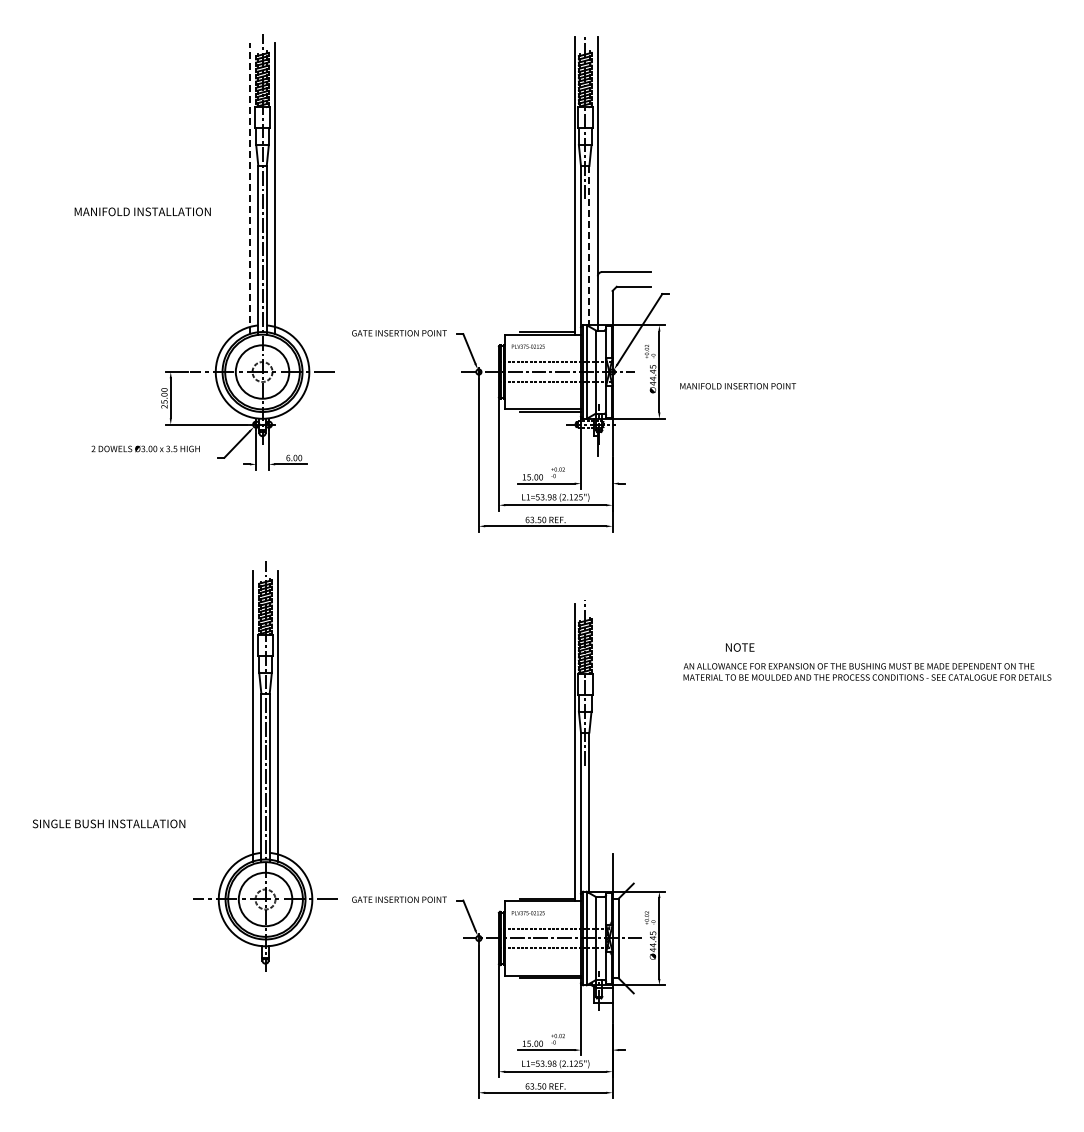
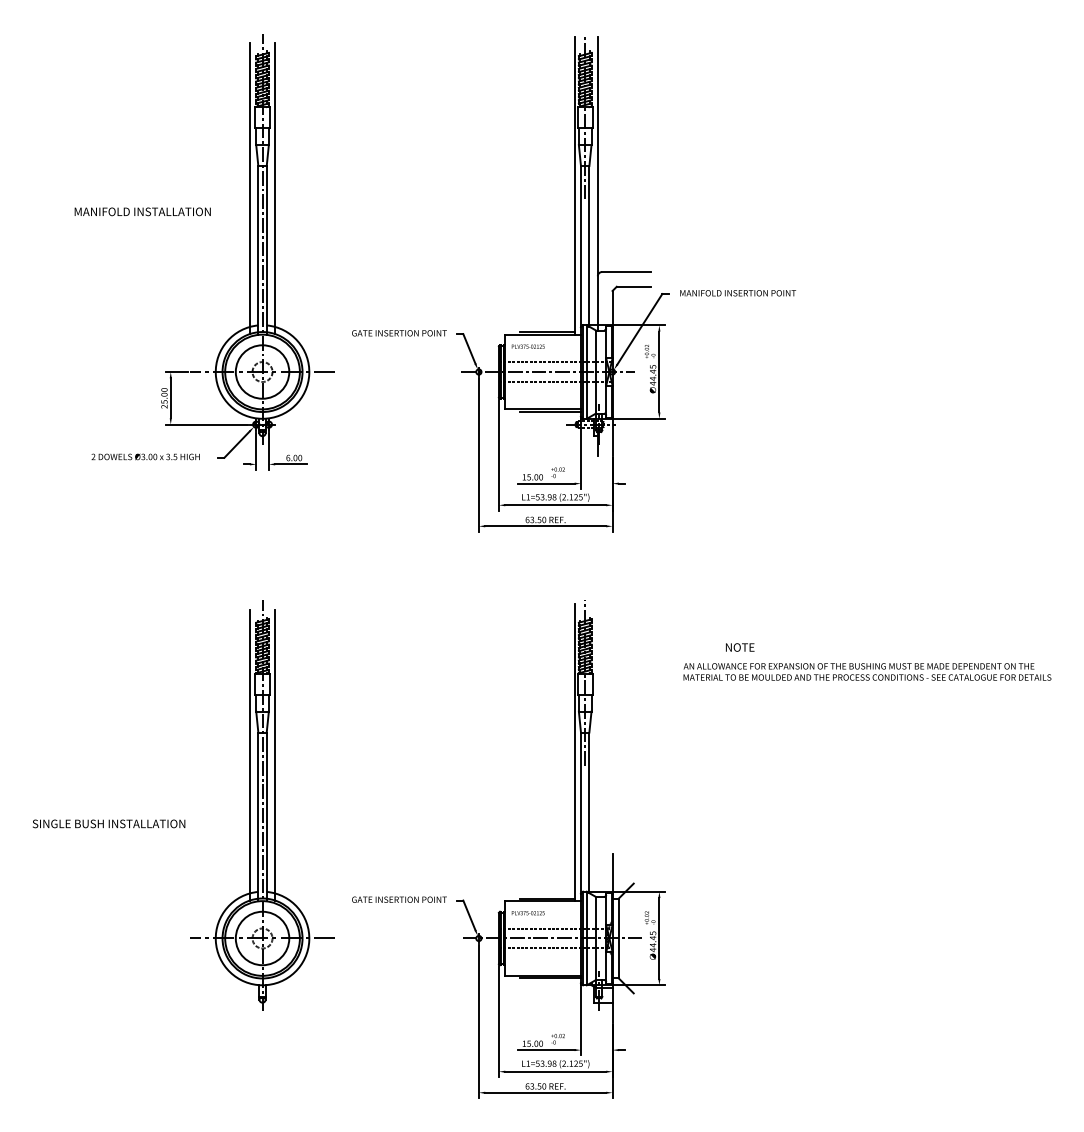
line: dashed -> solid (249, 188)
line: dashed -> solid (589, 246)
text position: (737, 386) -> (737, 293) (737, 293)
text position: (145, 448) -> (145, 456) (145, 456)
part position: (265, 766) -> (262, 805) (262, 805)
